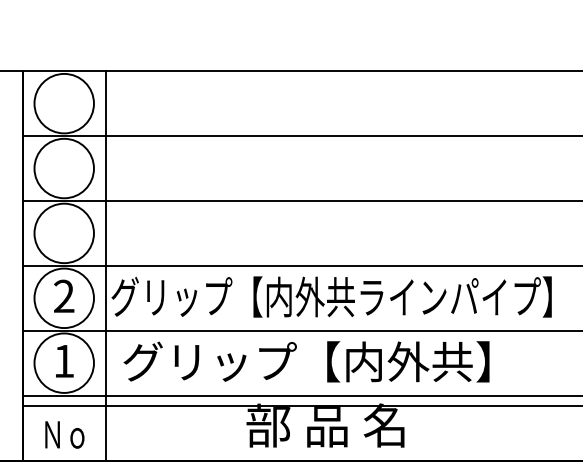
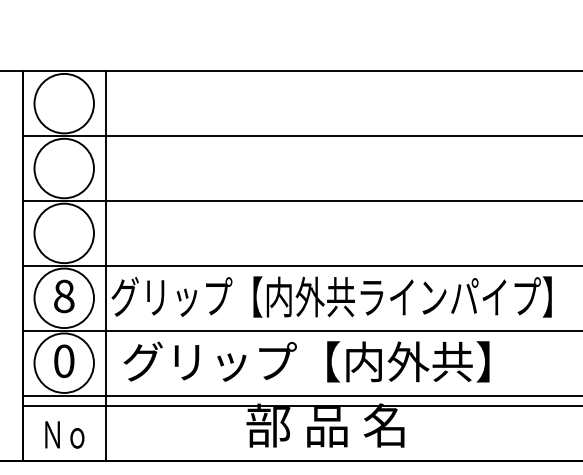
text: 2 -> 8 (64, 296)
text: 1 -> 0 (64, 361)
